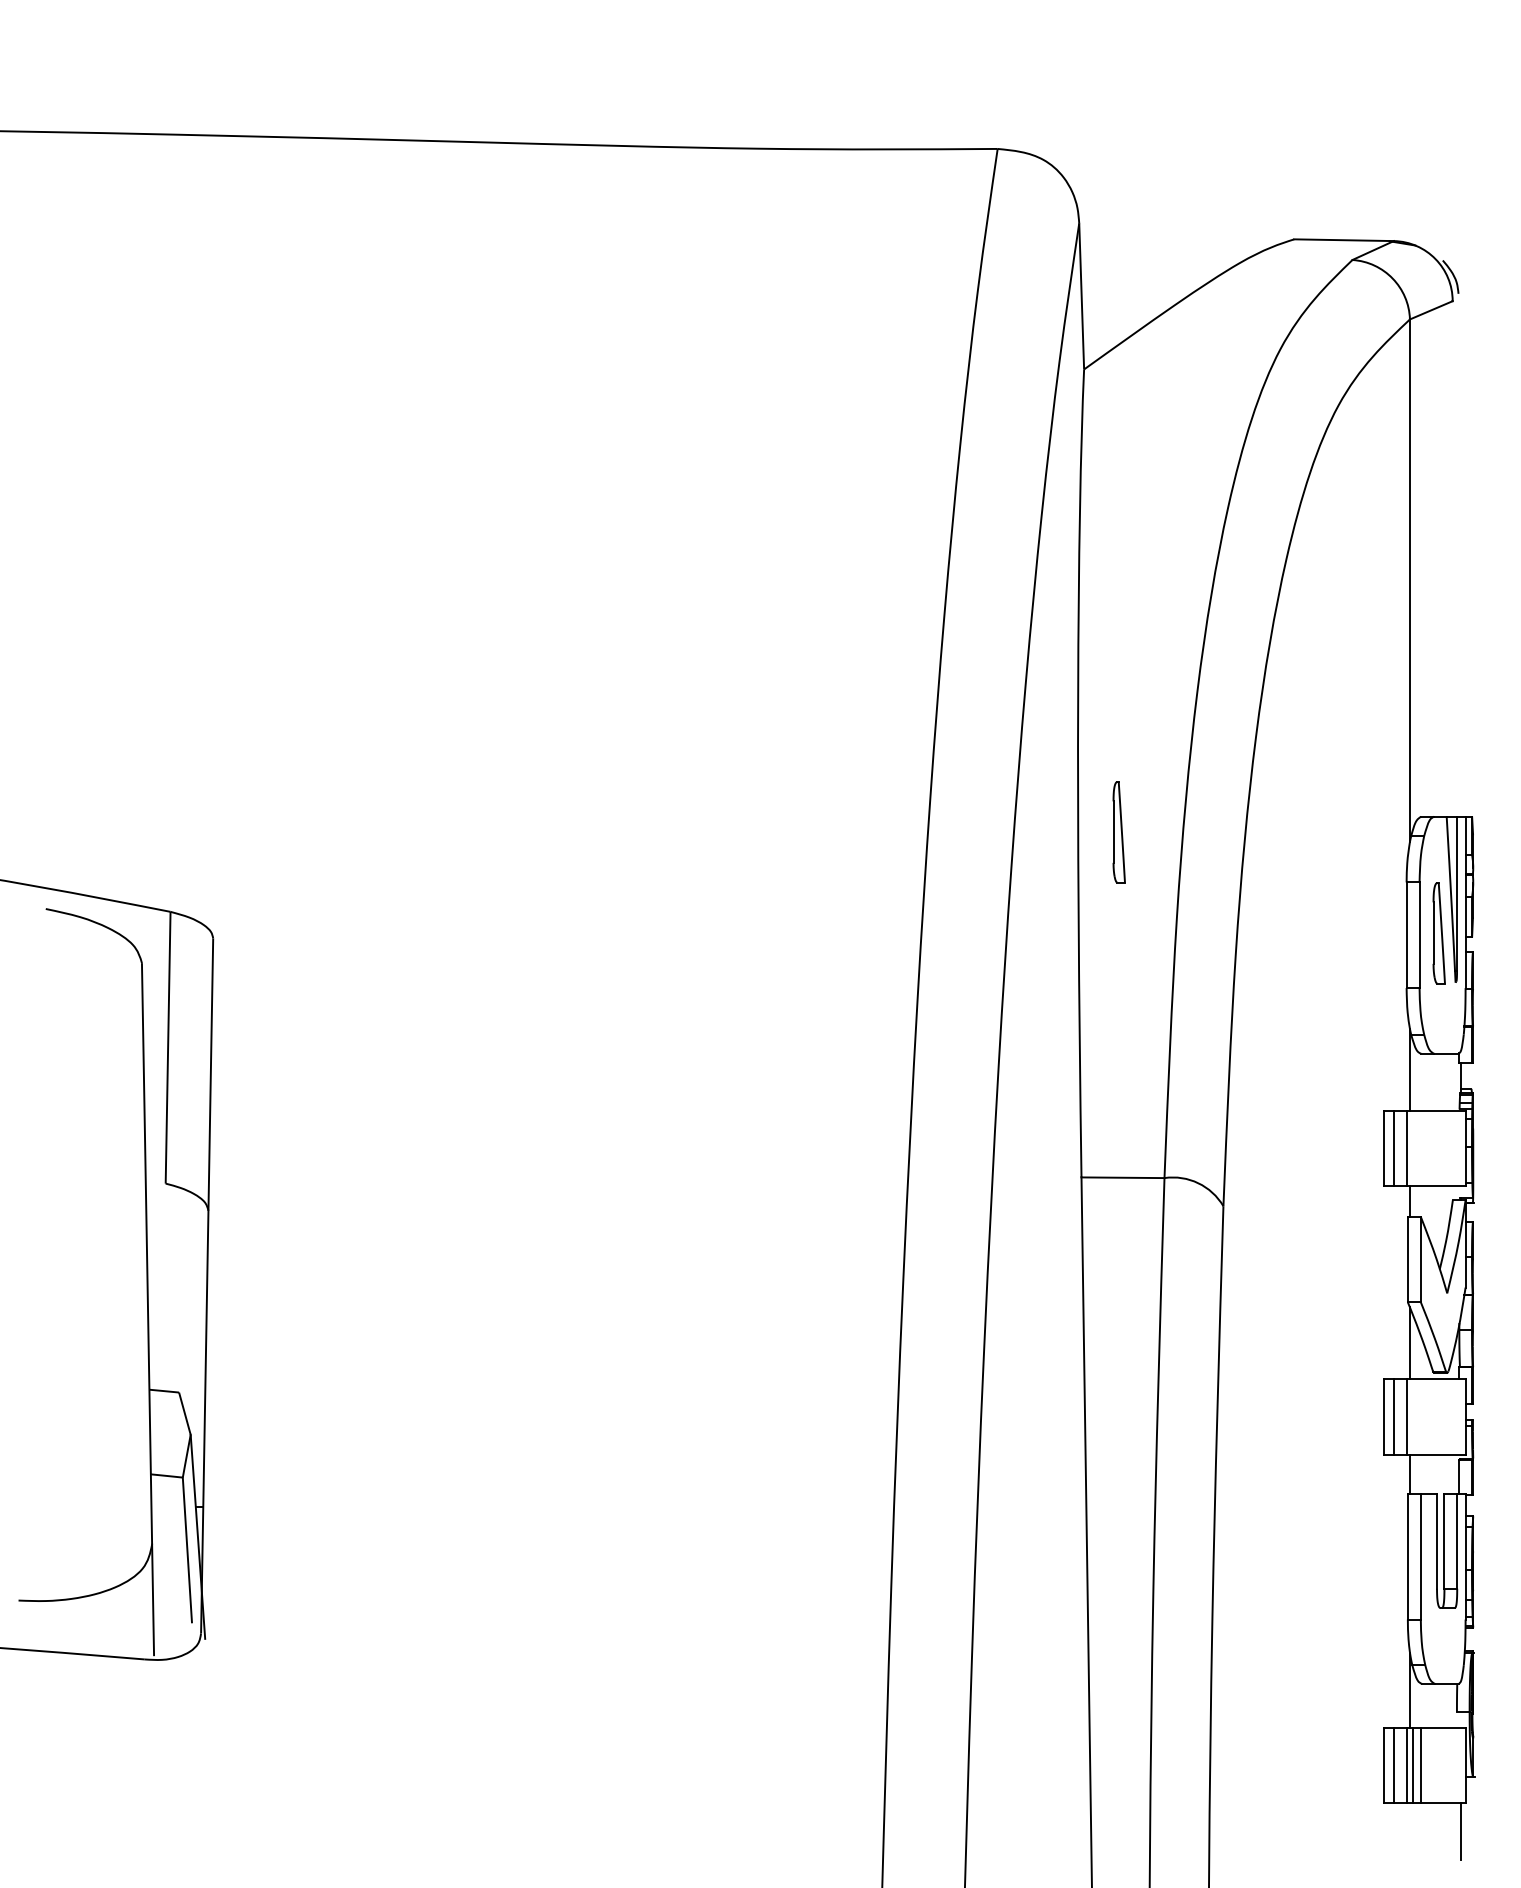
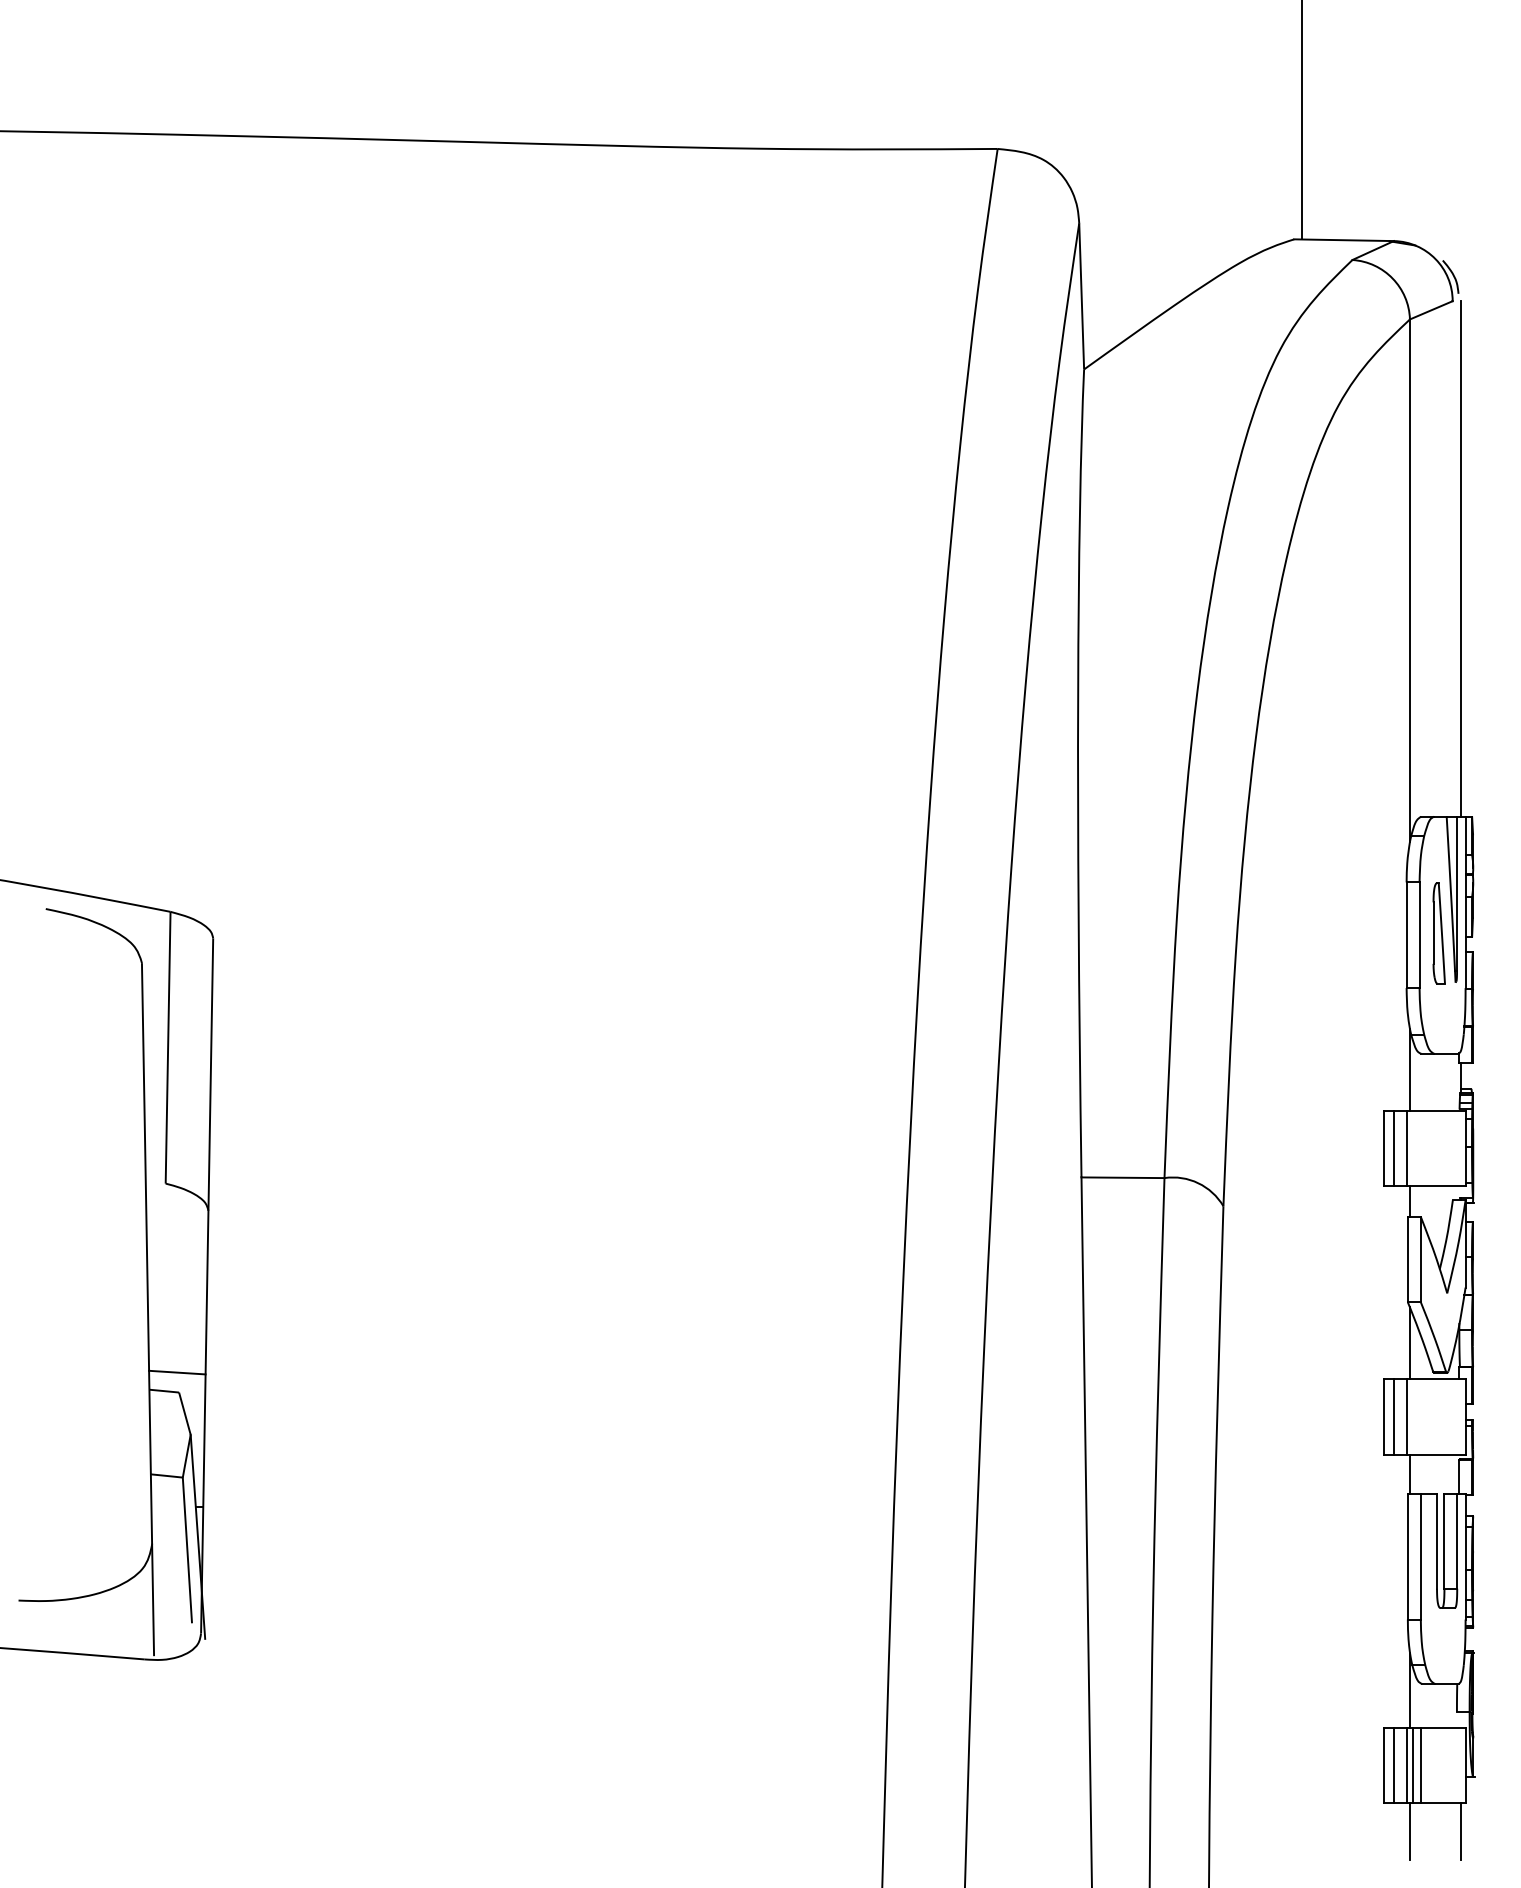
line: none -> present (1302, 120)
line: none -> present (1460, 558)
part: present -> none (1118, 832)
line: none -> present (177, 1372)
line: none -> present (1409, 1831)
